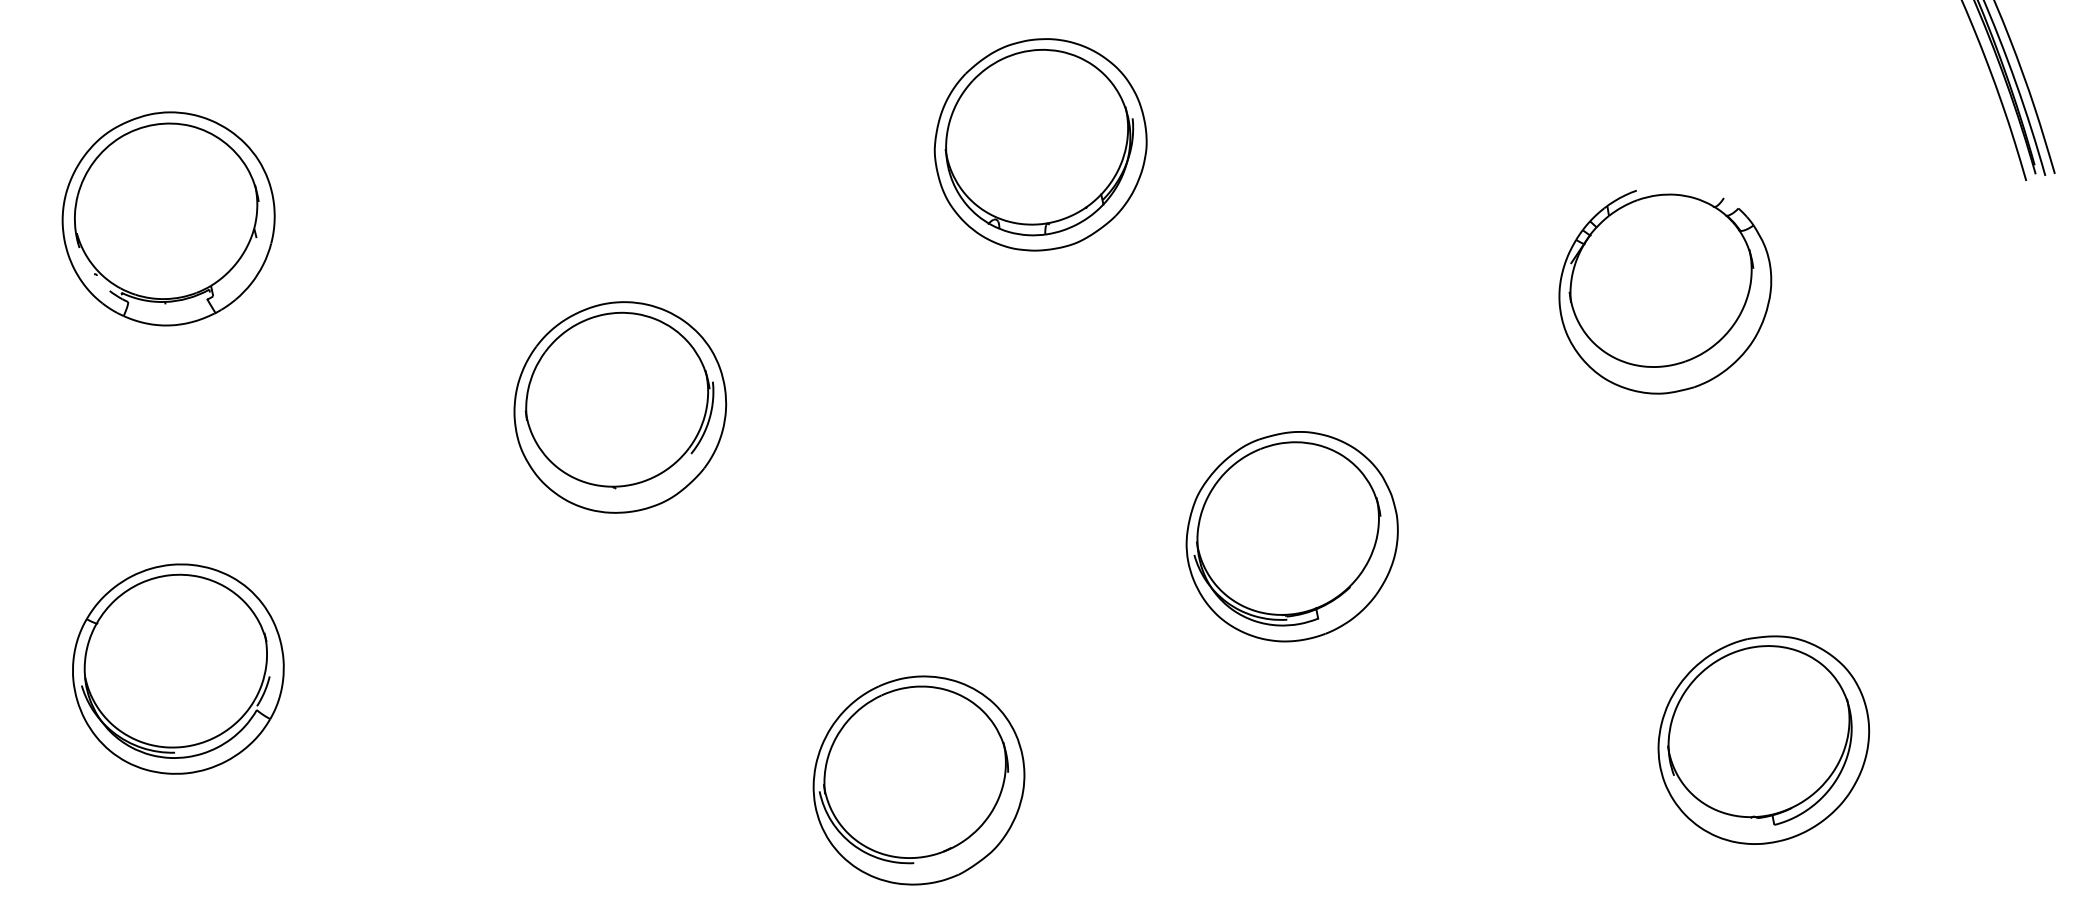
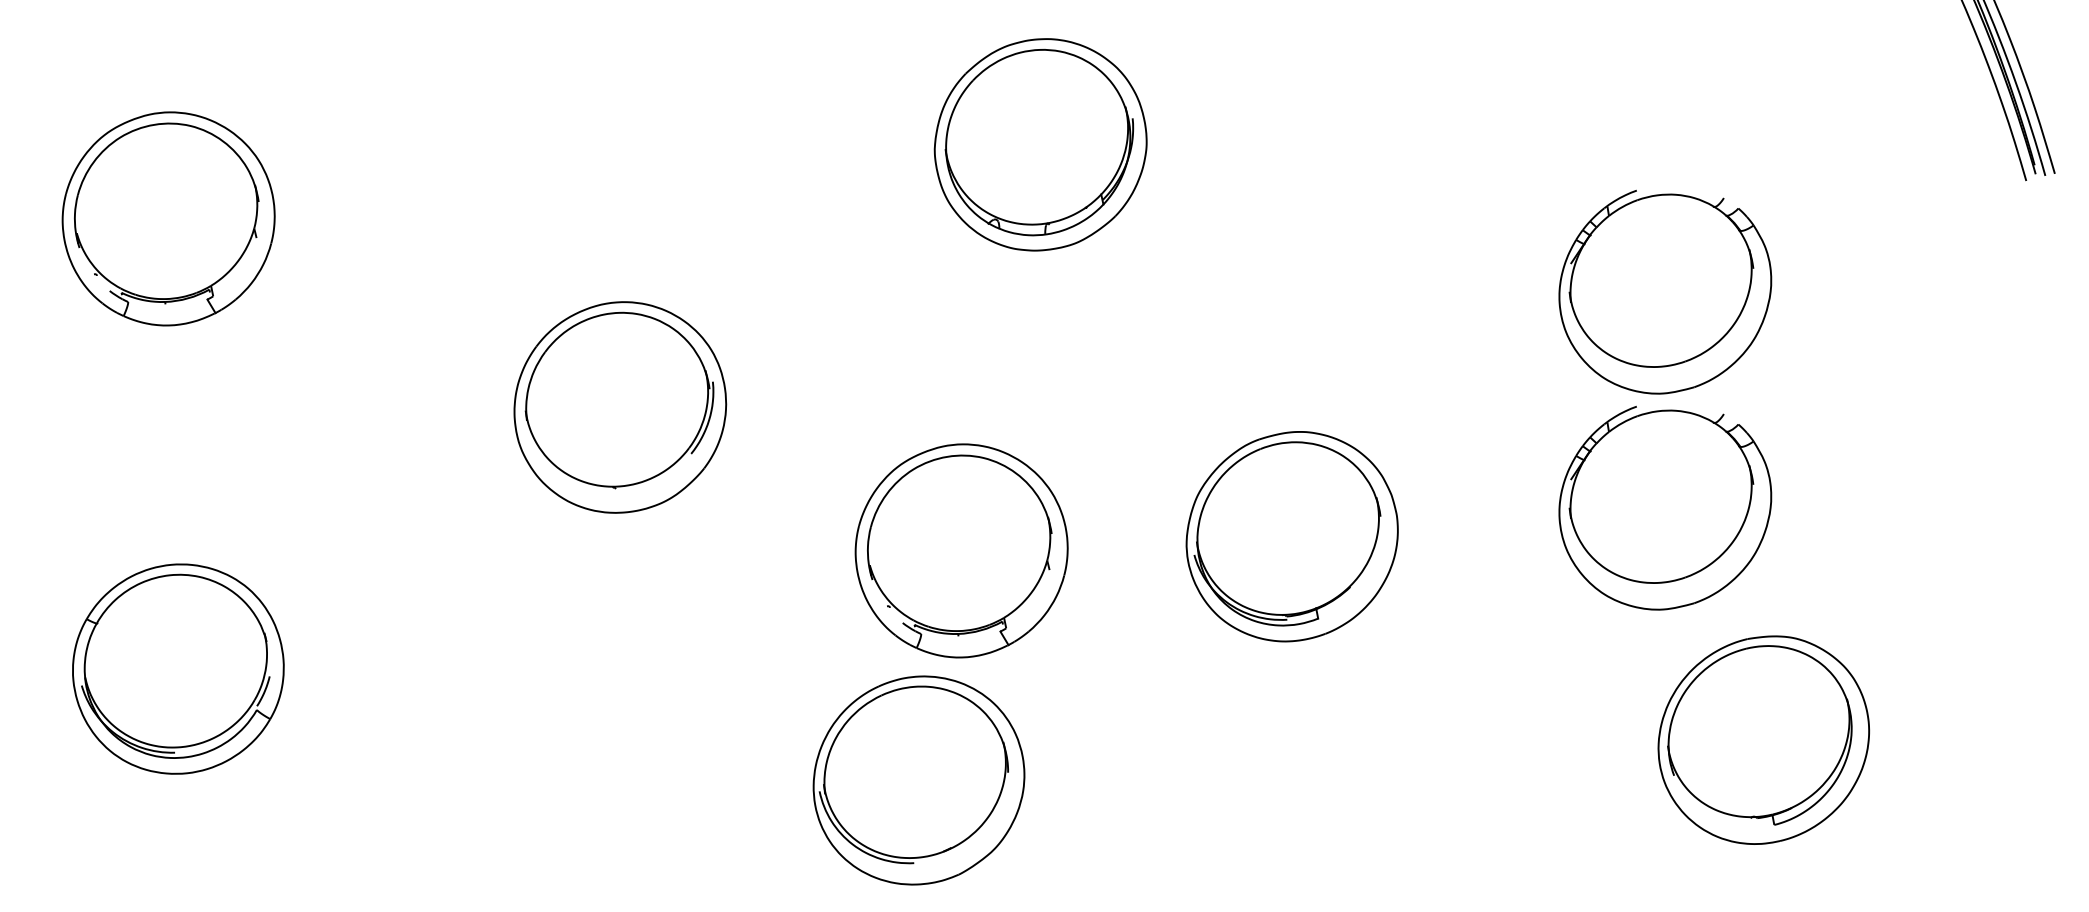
part: none -> present (1665, 507)
part: none -> present (961, 550)
